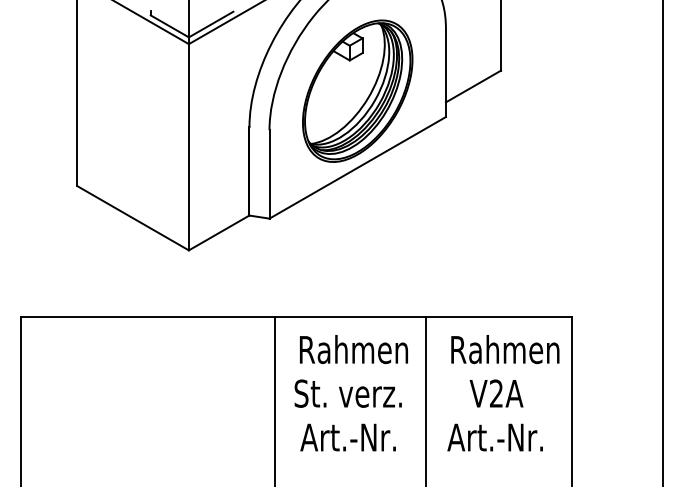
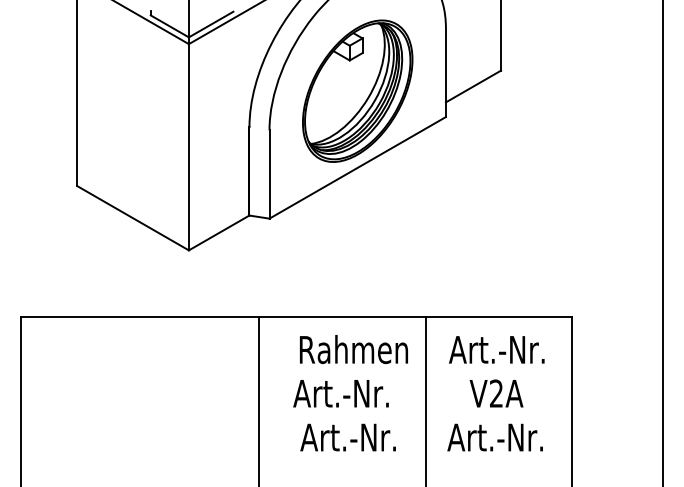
text: Rahmen -> Art.-Nr. (504, 349)
text: St. verz. -> Art.-Nr. (347, 393)
line position: (275, 400) -> (259, 400) (259, 400)
